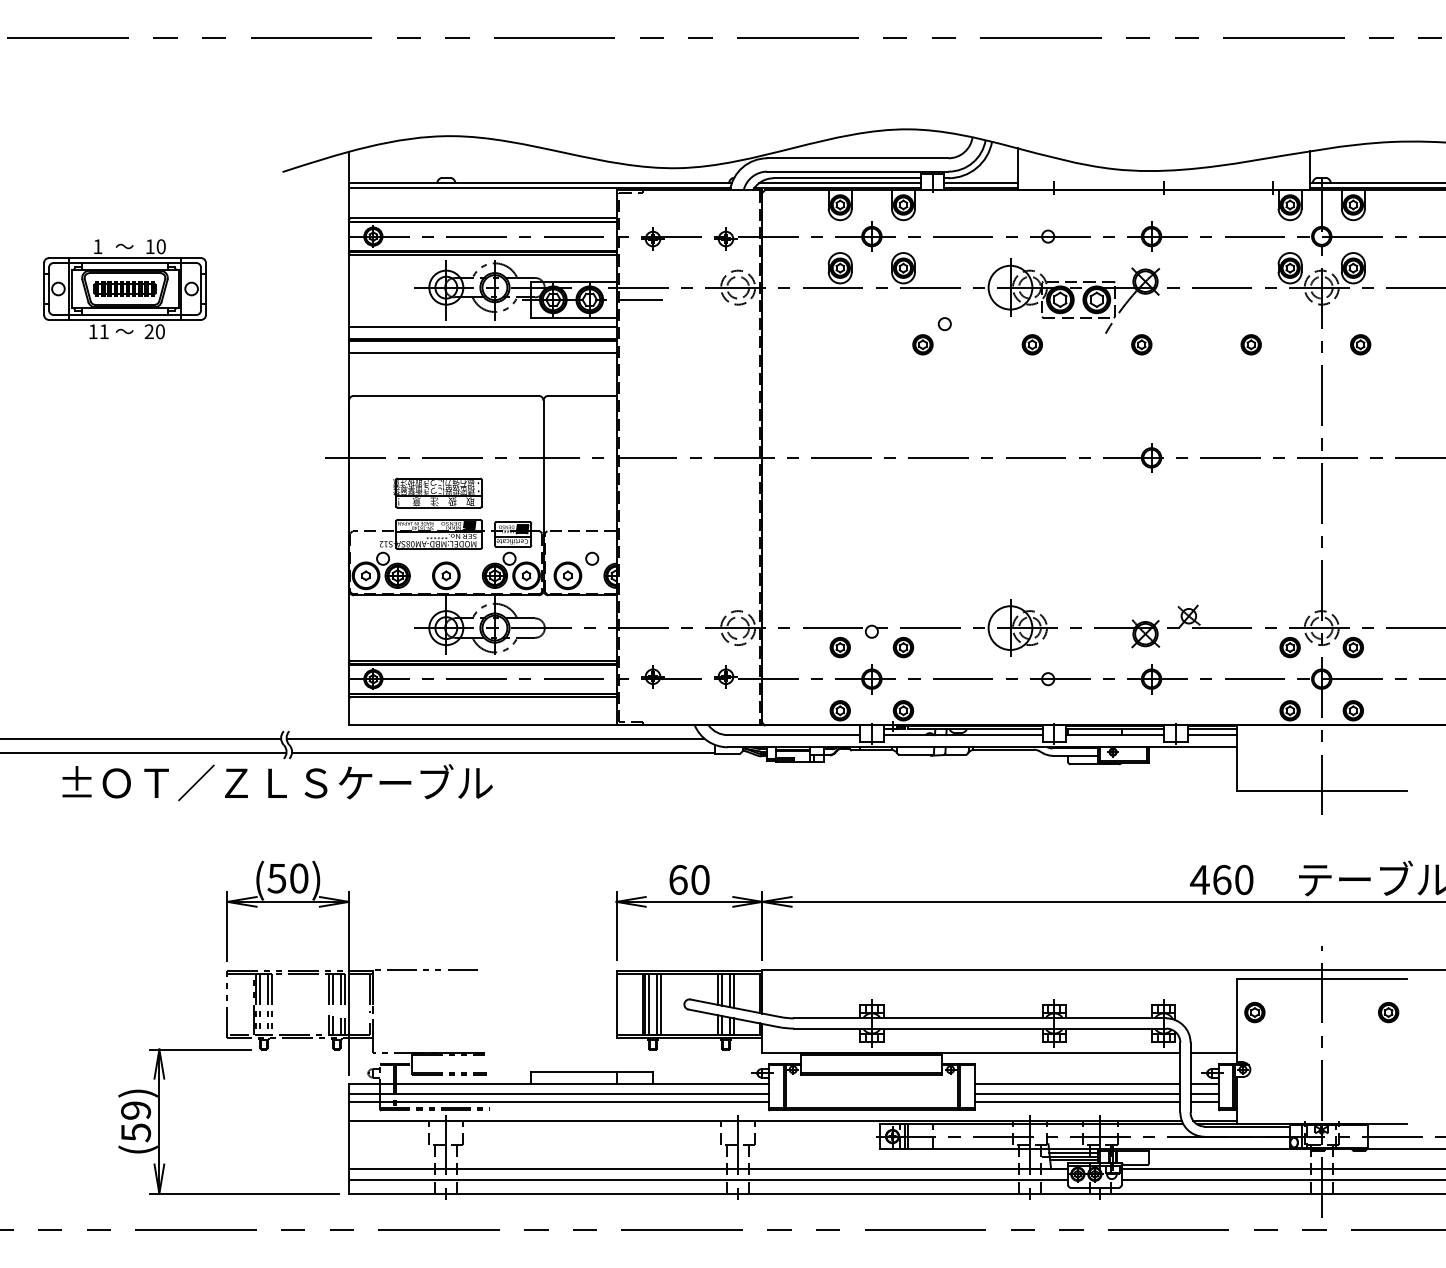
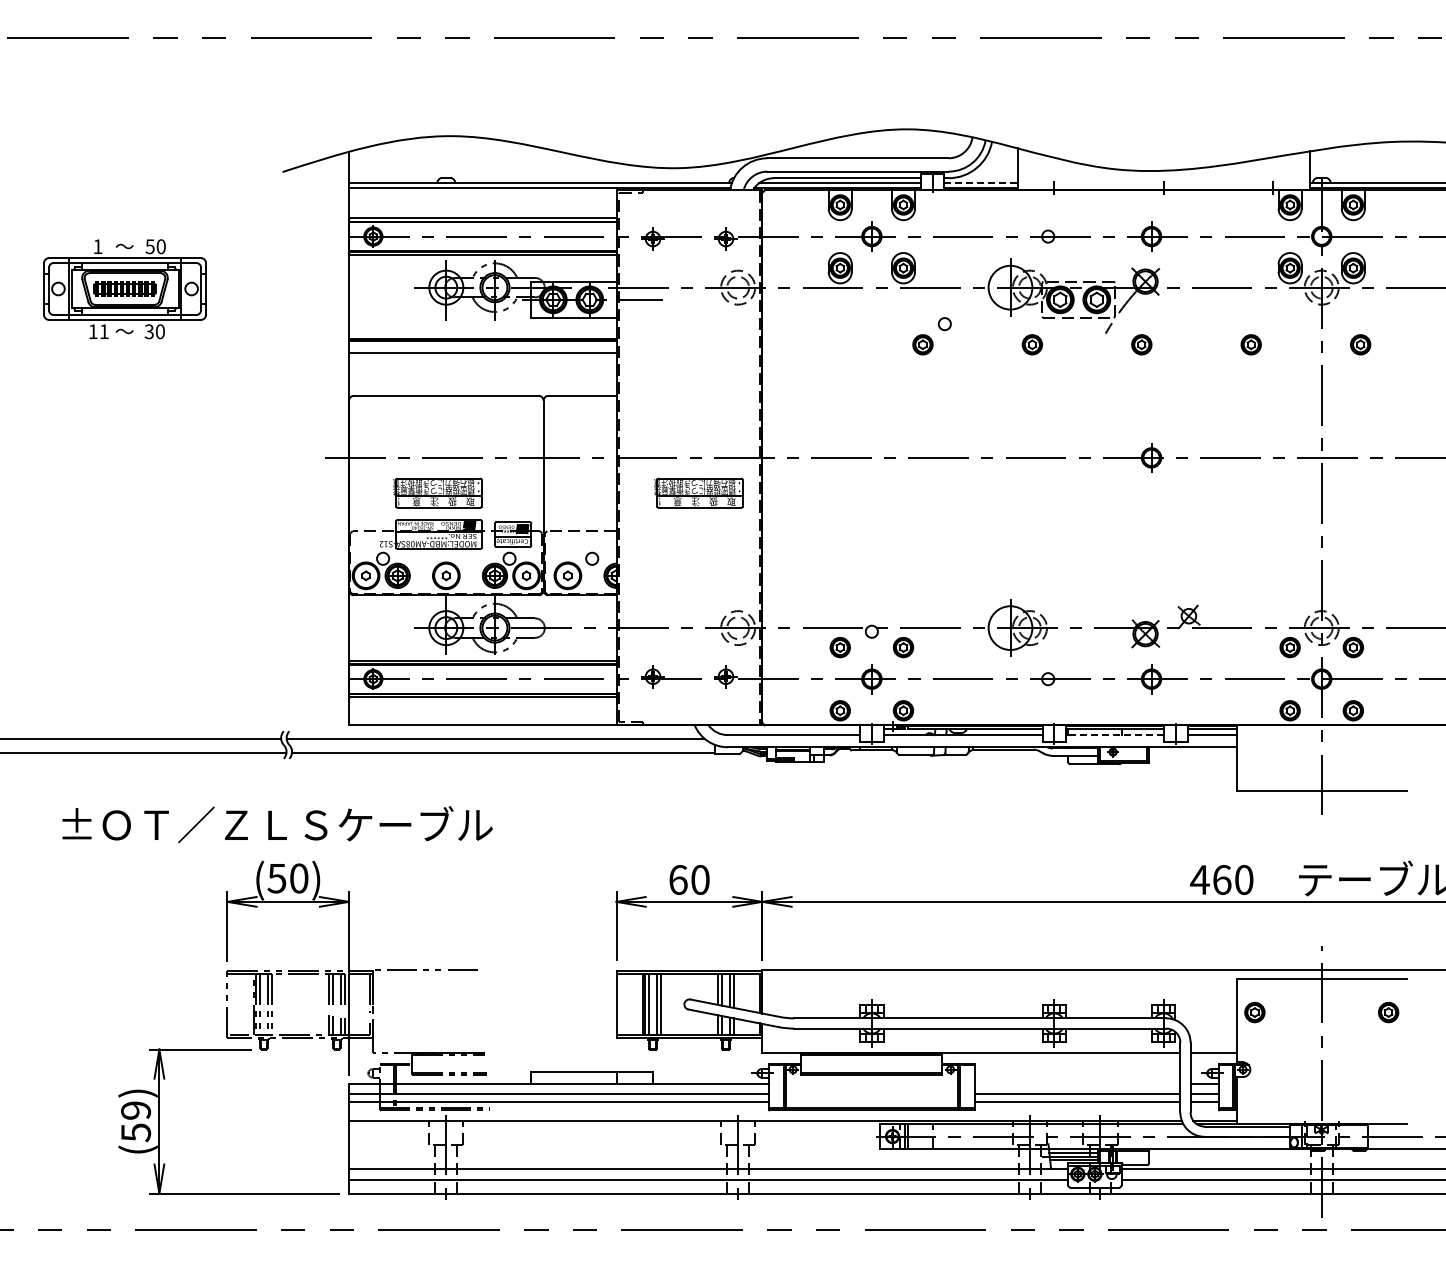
line: solid -> dashed (981, 183)
text: 10 -> 50 (149, 246)
line: present -> none (482, 326)
text: 20 -> 30 (148, 332)
part: none -> present (698, 492)
line: solid -> dashed (1114, 735)
text position: (277, 782) -> (277, 824) (277, 824)
line: present -> none (1077, 1084)
